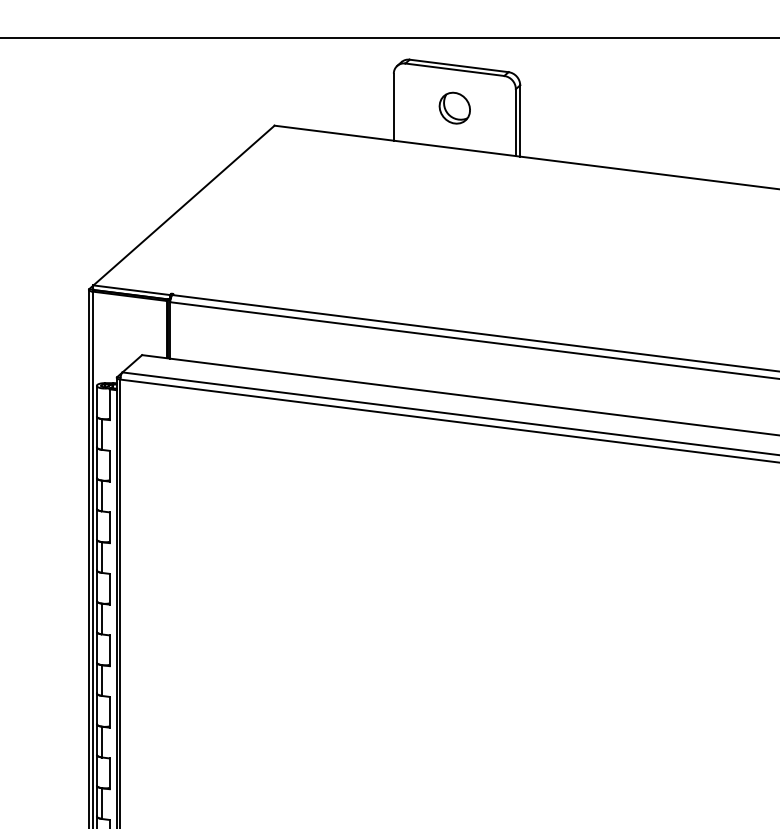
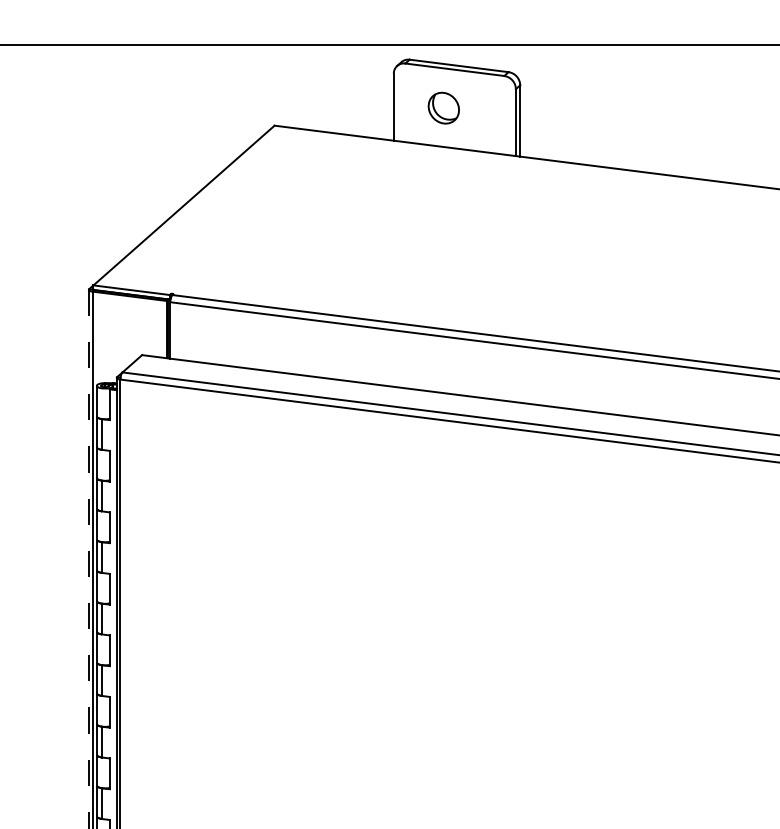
line position: (389, 38) -> (389, 45) (389, 45)
part position: (454, 107) -> (443, 107) (443, 107)
line: solid -> dashed (88, 559)
